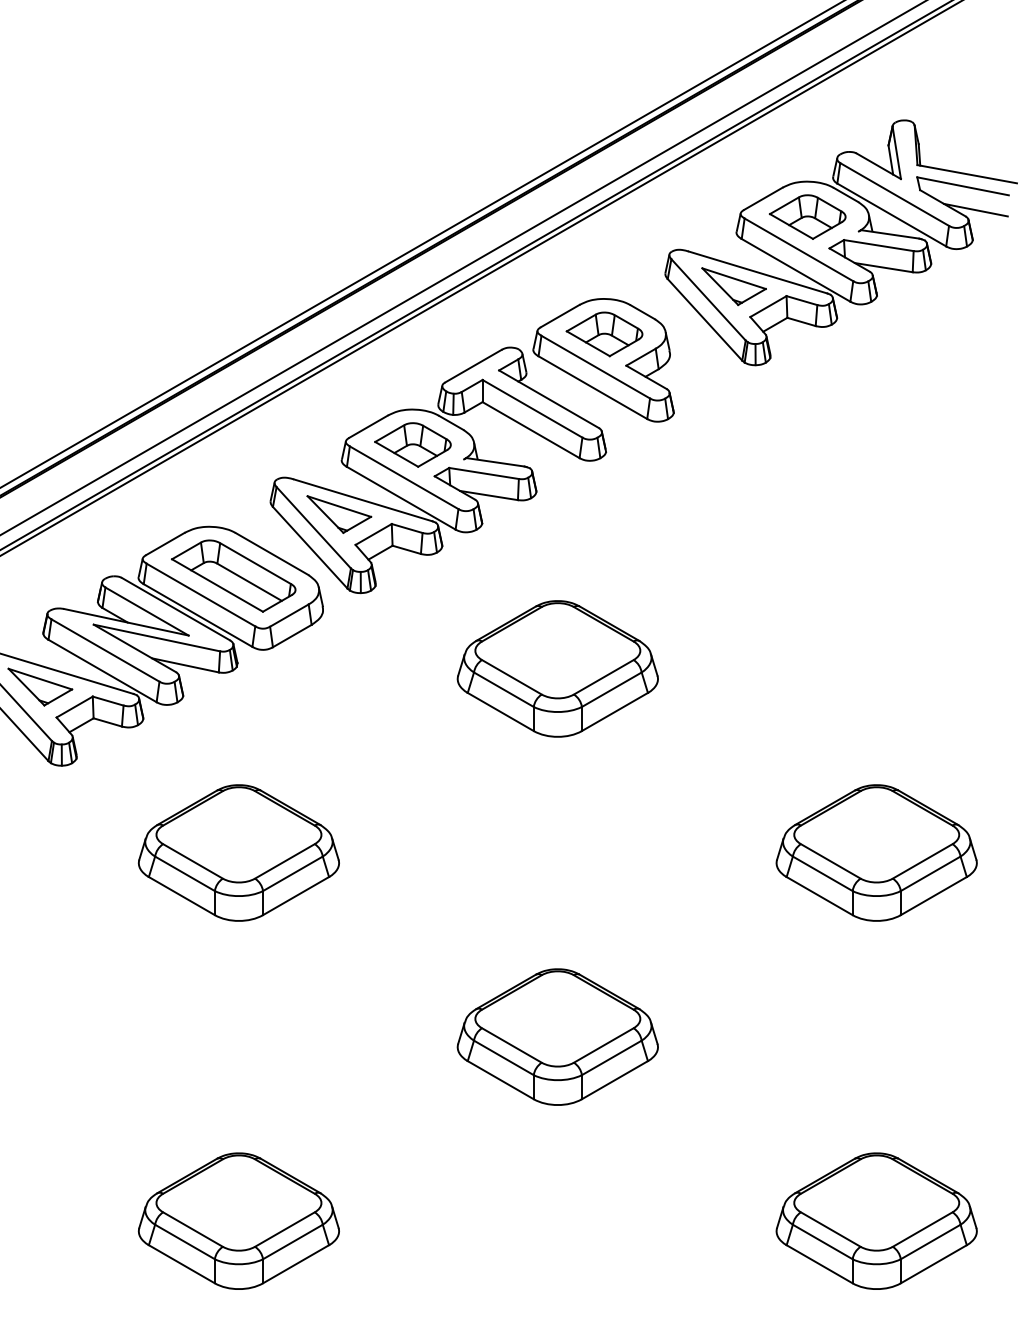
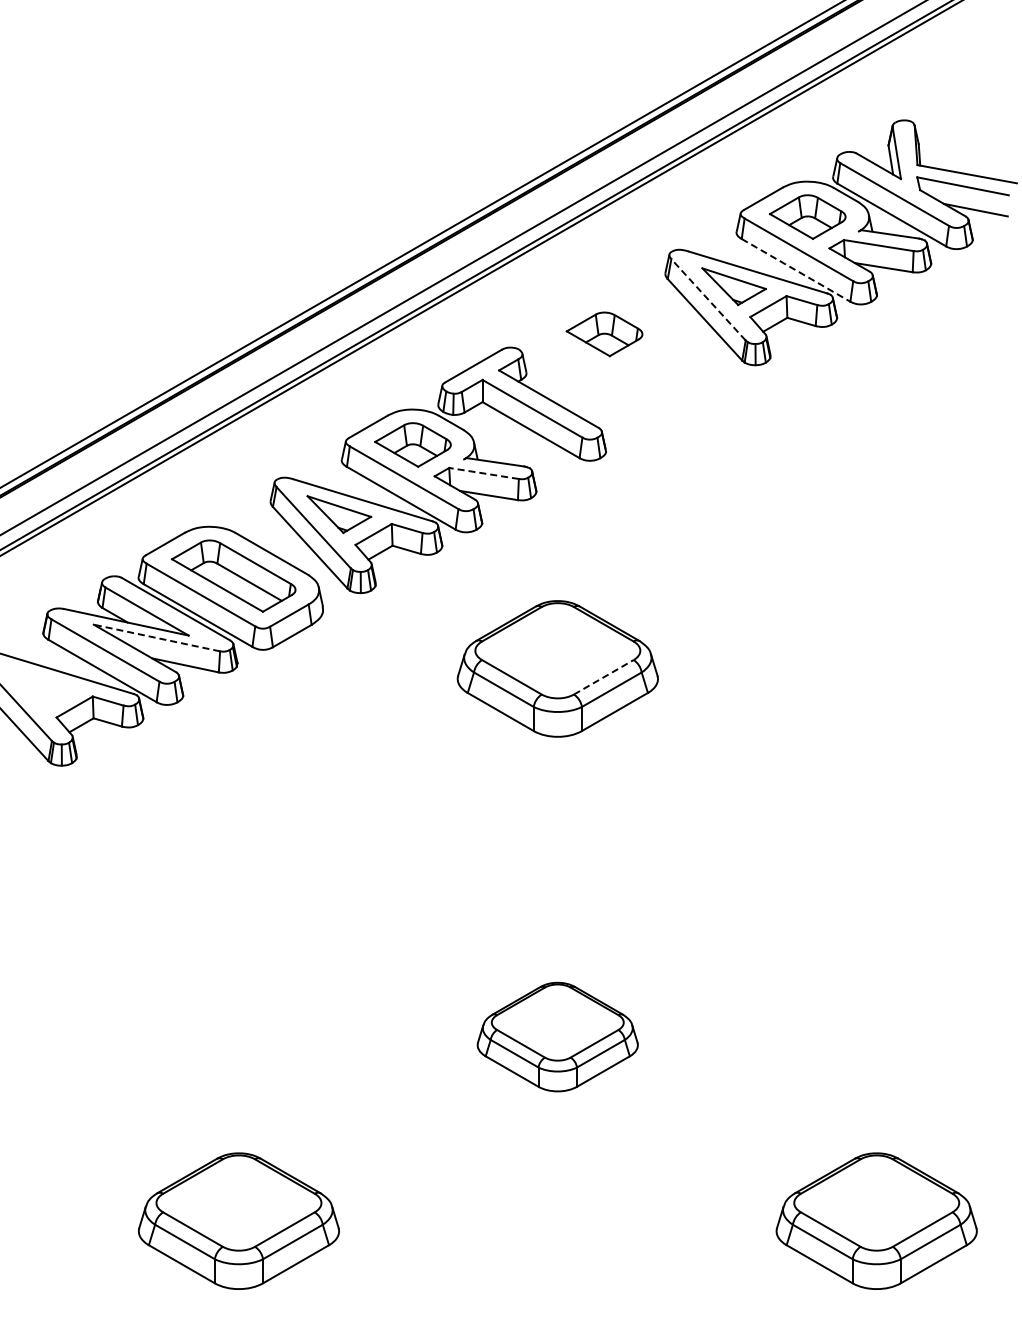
line: solid -> dashed (796, 270)
line: solid -> dashed (708, 299)
part: present -> none (603, 360)
line: solid -> dashed (483, 473)
line: solid -> dashed (156, 638)
line: solid -> dashed (604, 677)
part: present -> none (40, 686)
part: present -> none (238, 852)
part: present -> none (876, 852)
part size: 203x138 px -> 163x112 px (557, 1036)
